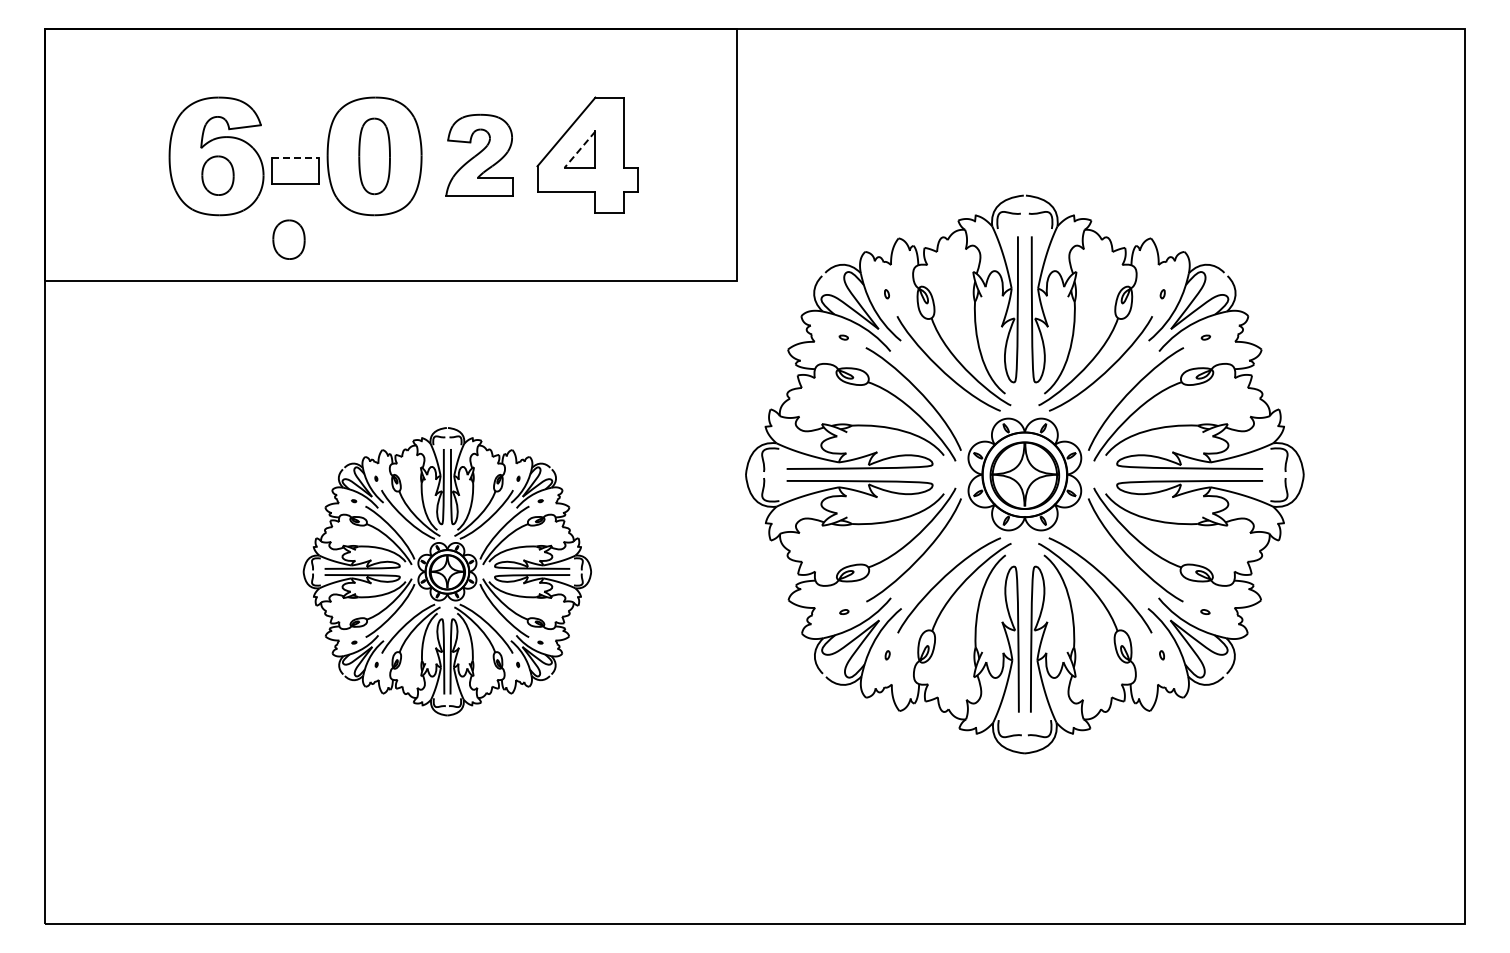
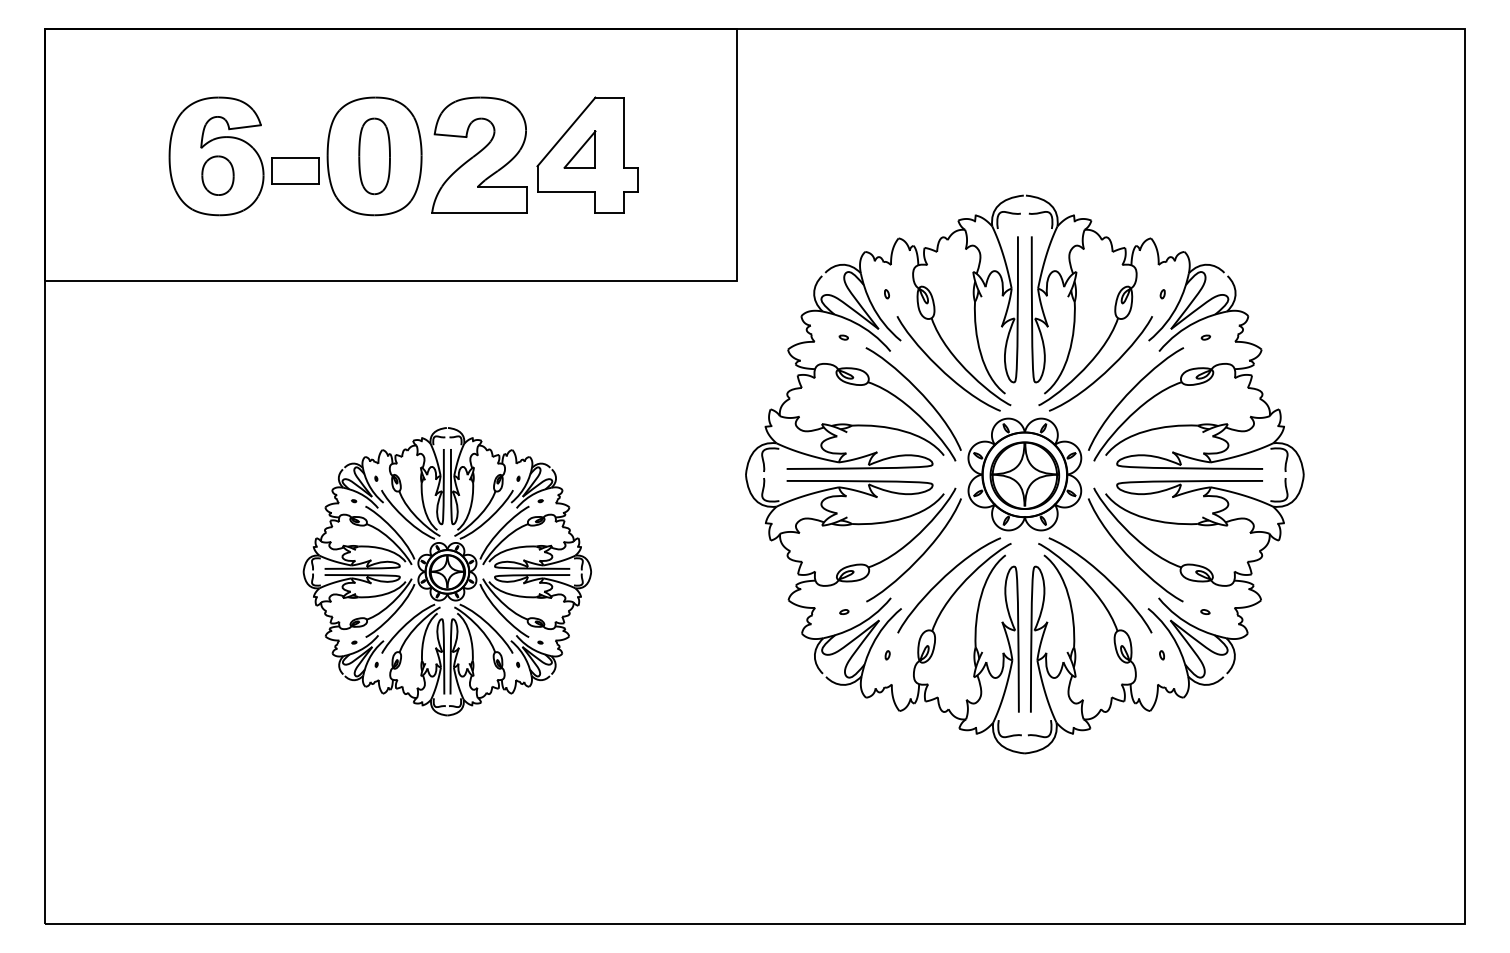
line: dashed -> solid (580, 149)
part size: 69x84 px -> 97x118 px (479, 154)
line: dashed -> solid (296, 158)
part: present -> none (288, 239)
